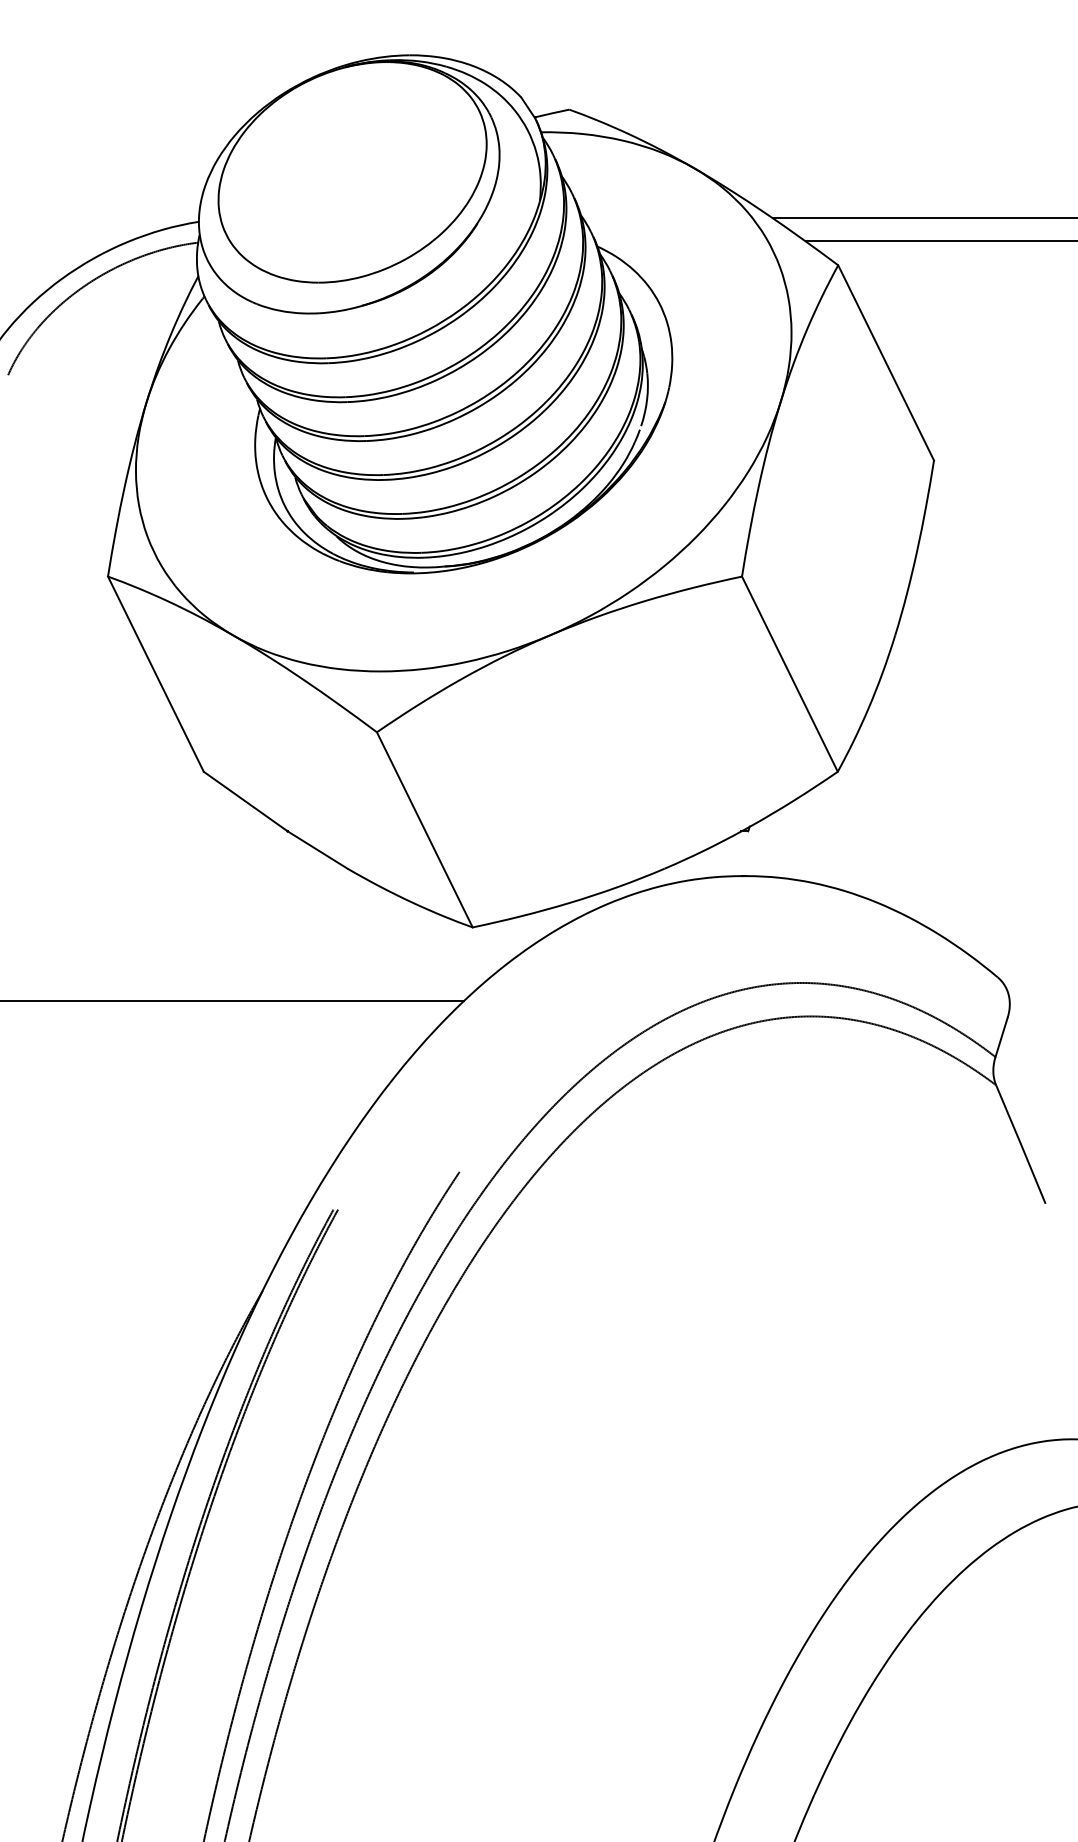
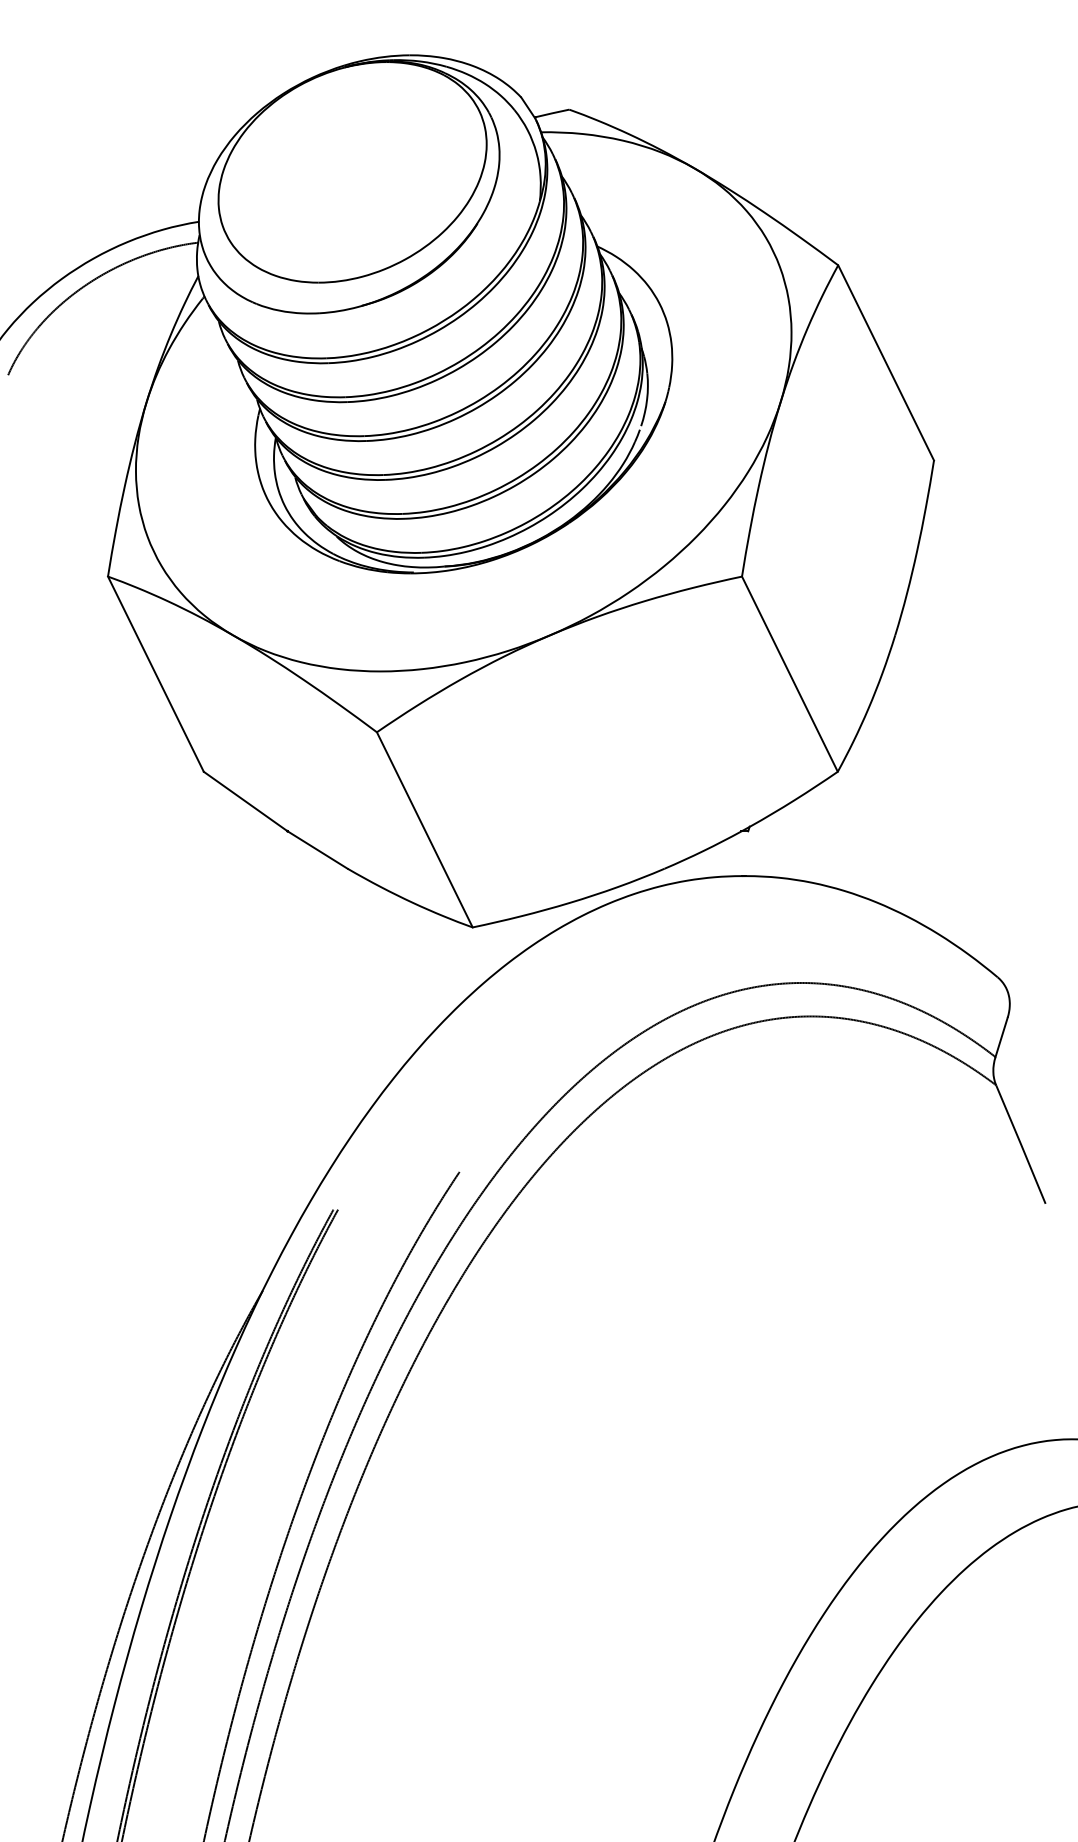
line: present -> none (923, 218)
line: present -> none (939, 241)
line: present -> none (232, 1001)
